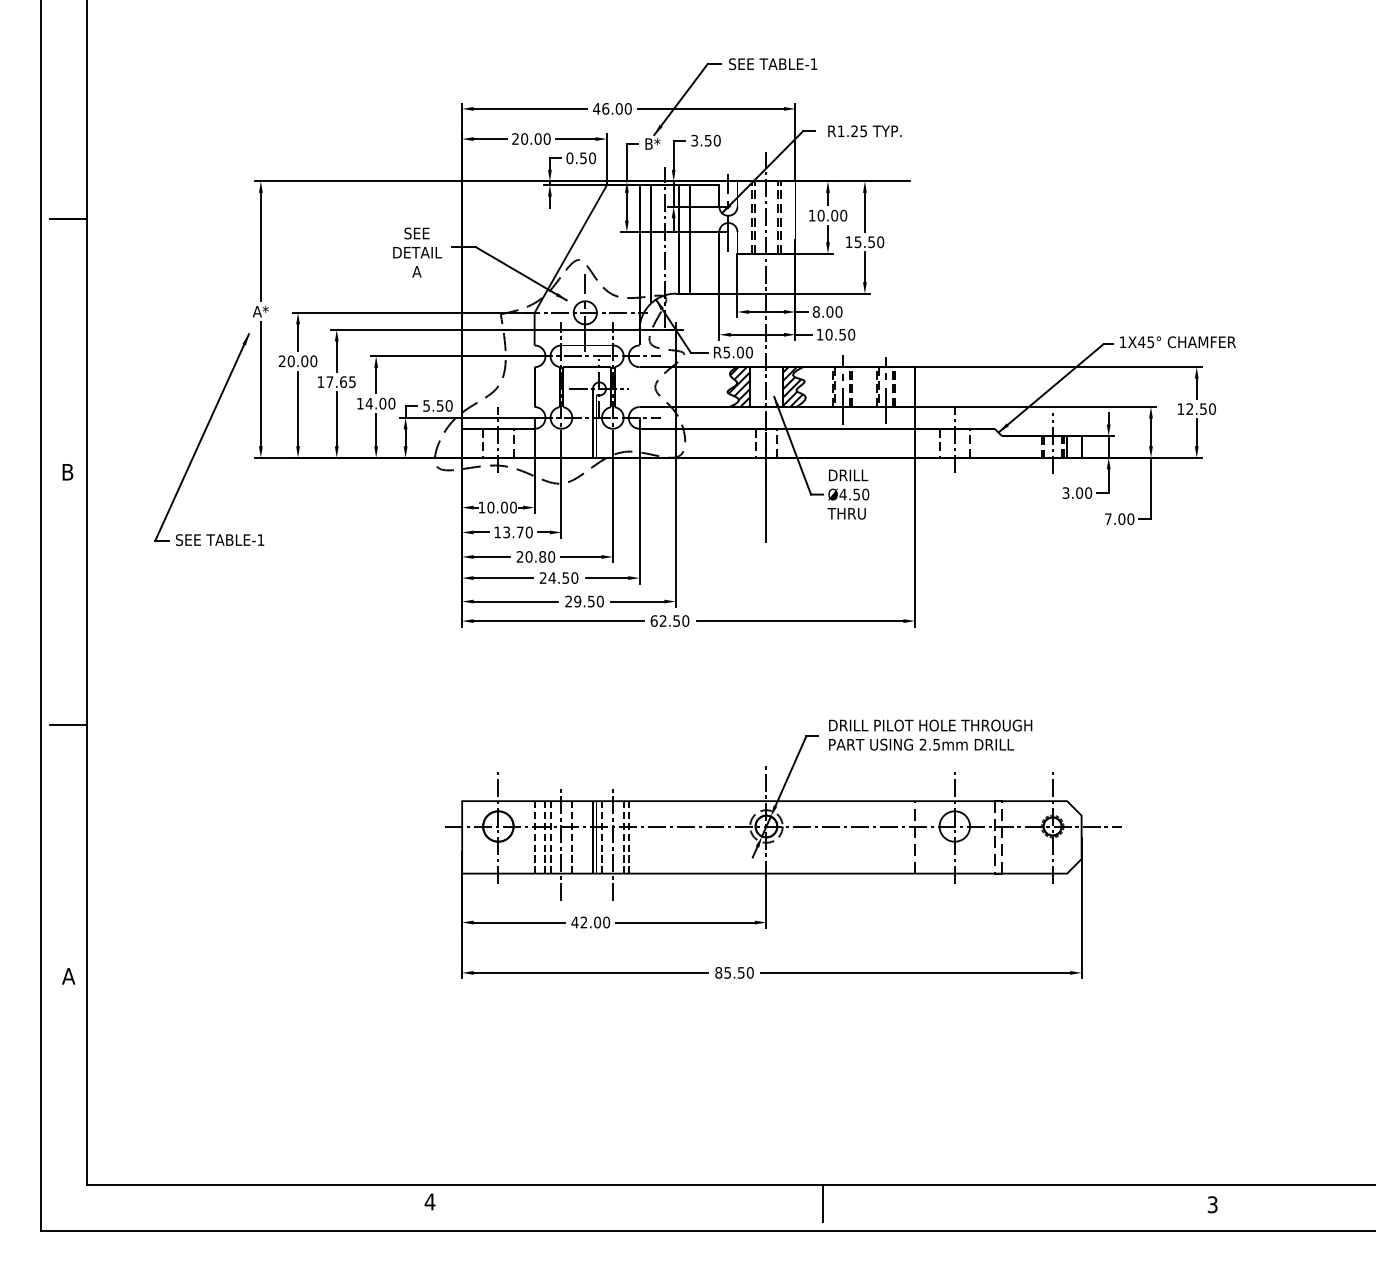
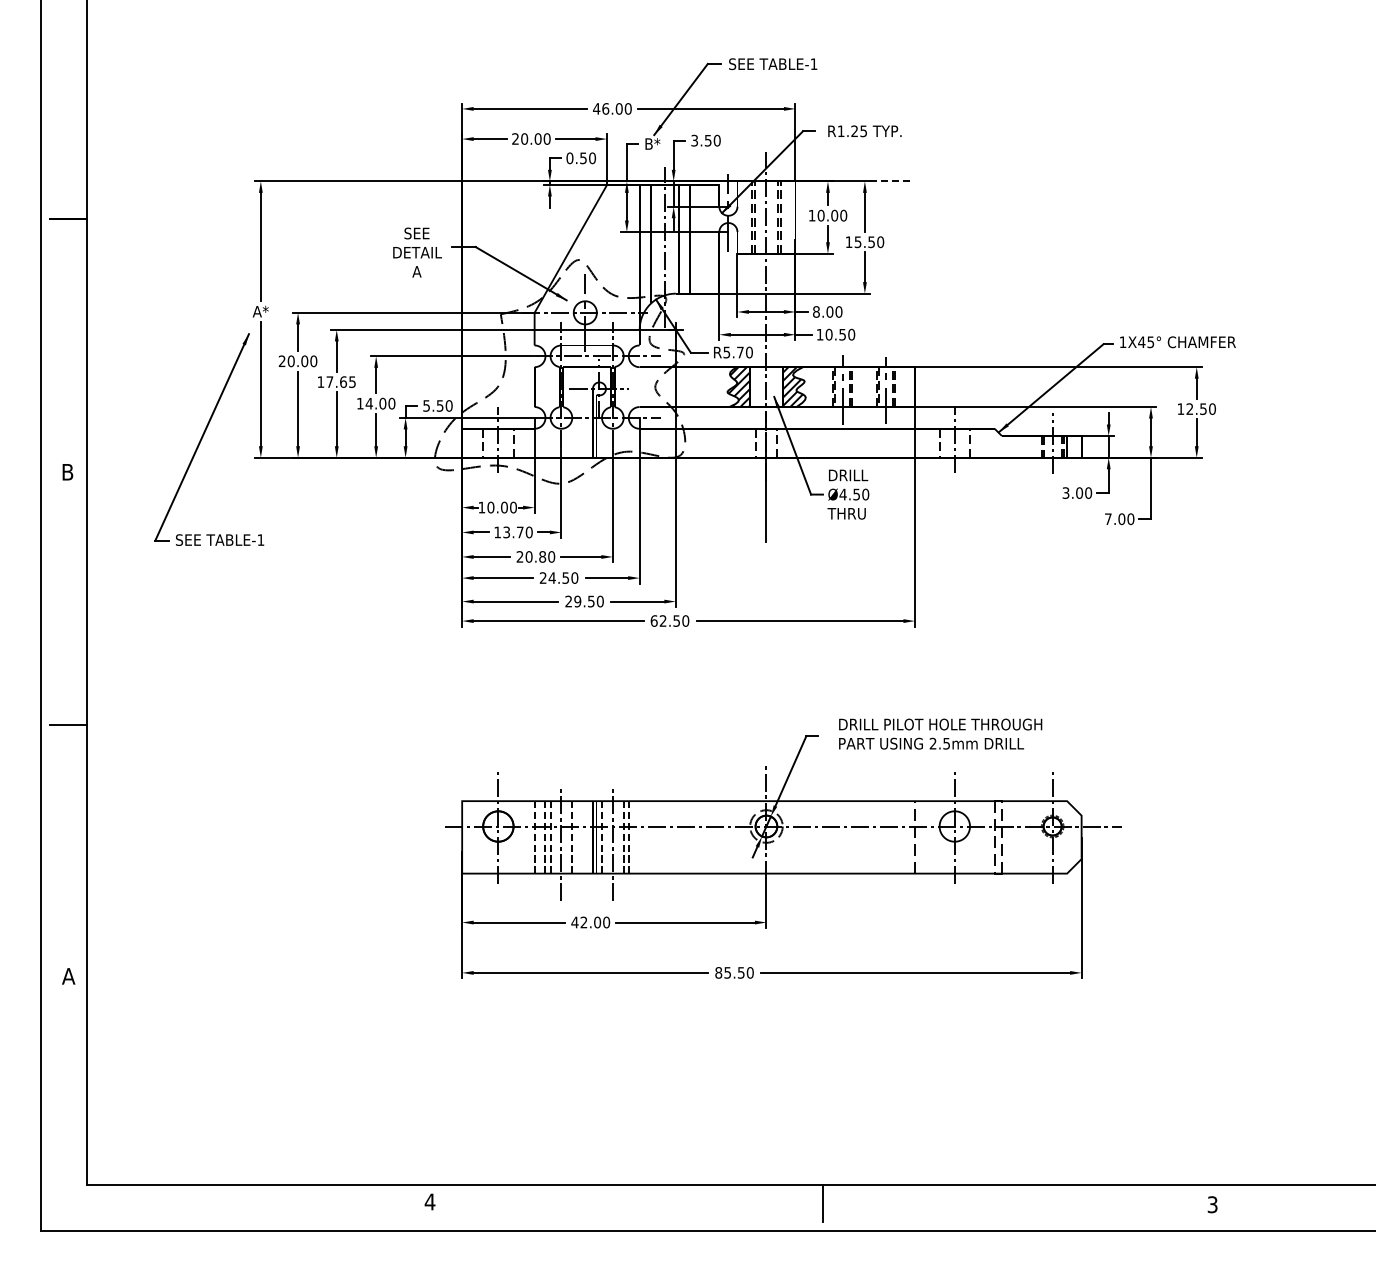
line: solid -> dashed (890, 181)
text: R5.00 -> R5.70 (739, 352)
text position: (930, 734) -> (940, 733) (940, 733)
